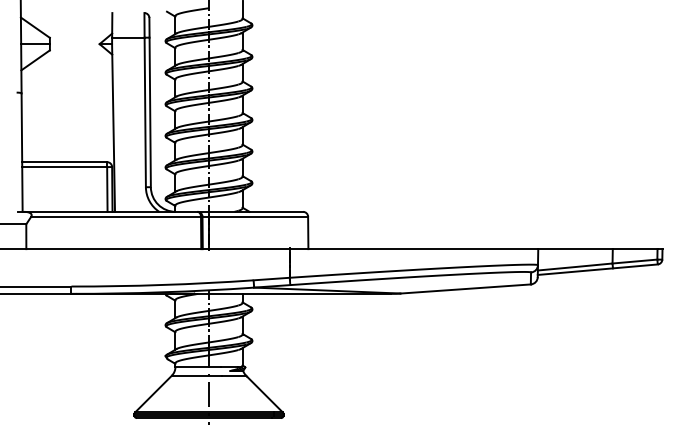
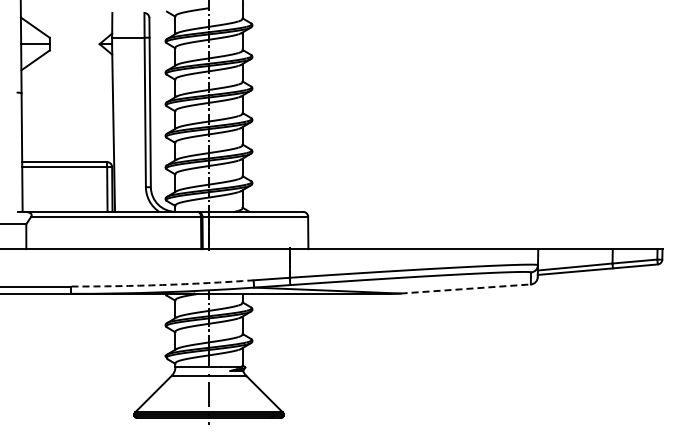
arc: solid -> dashed (162, 285)
line: solid -> dashed (466, 288)
